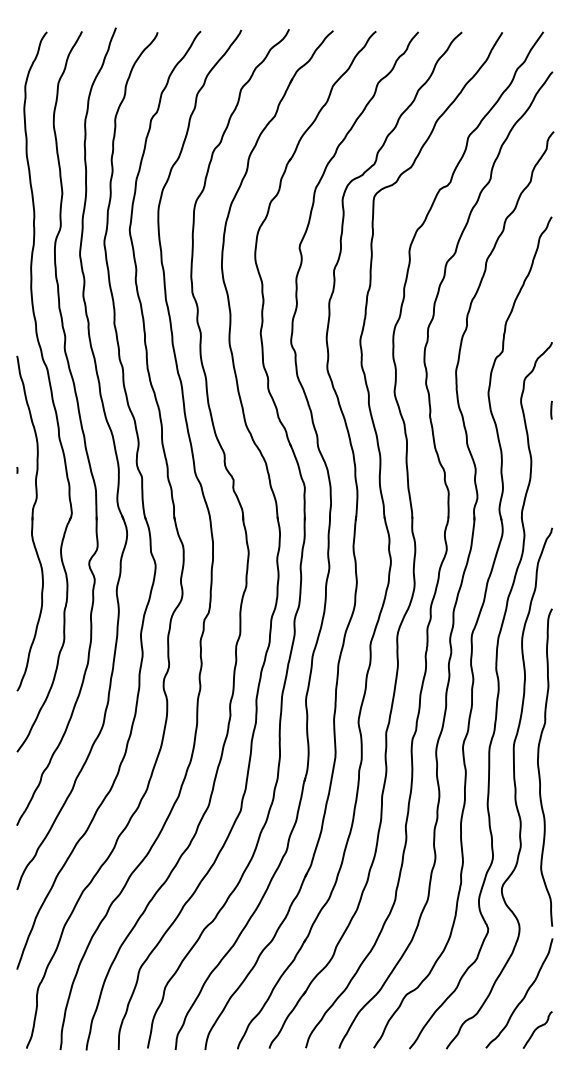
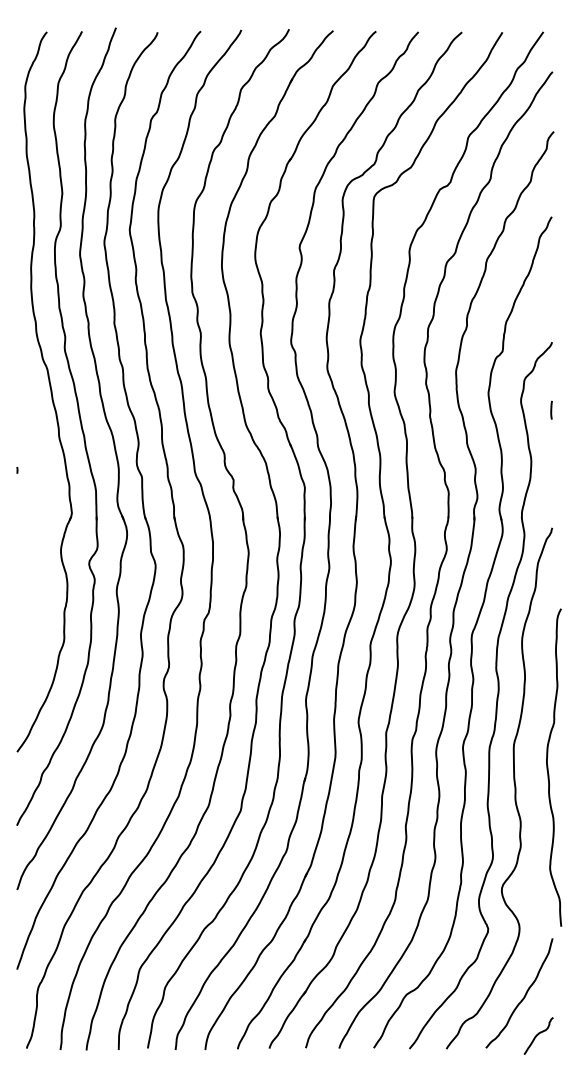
part: present -> none (29, 523)
curve position: (539, 767) -> (548, 767) (548, 767)
curve position: (537, 1029) -> (538, 1035) (538, 1035)
